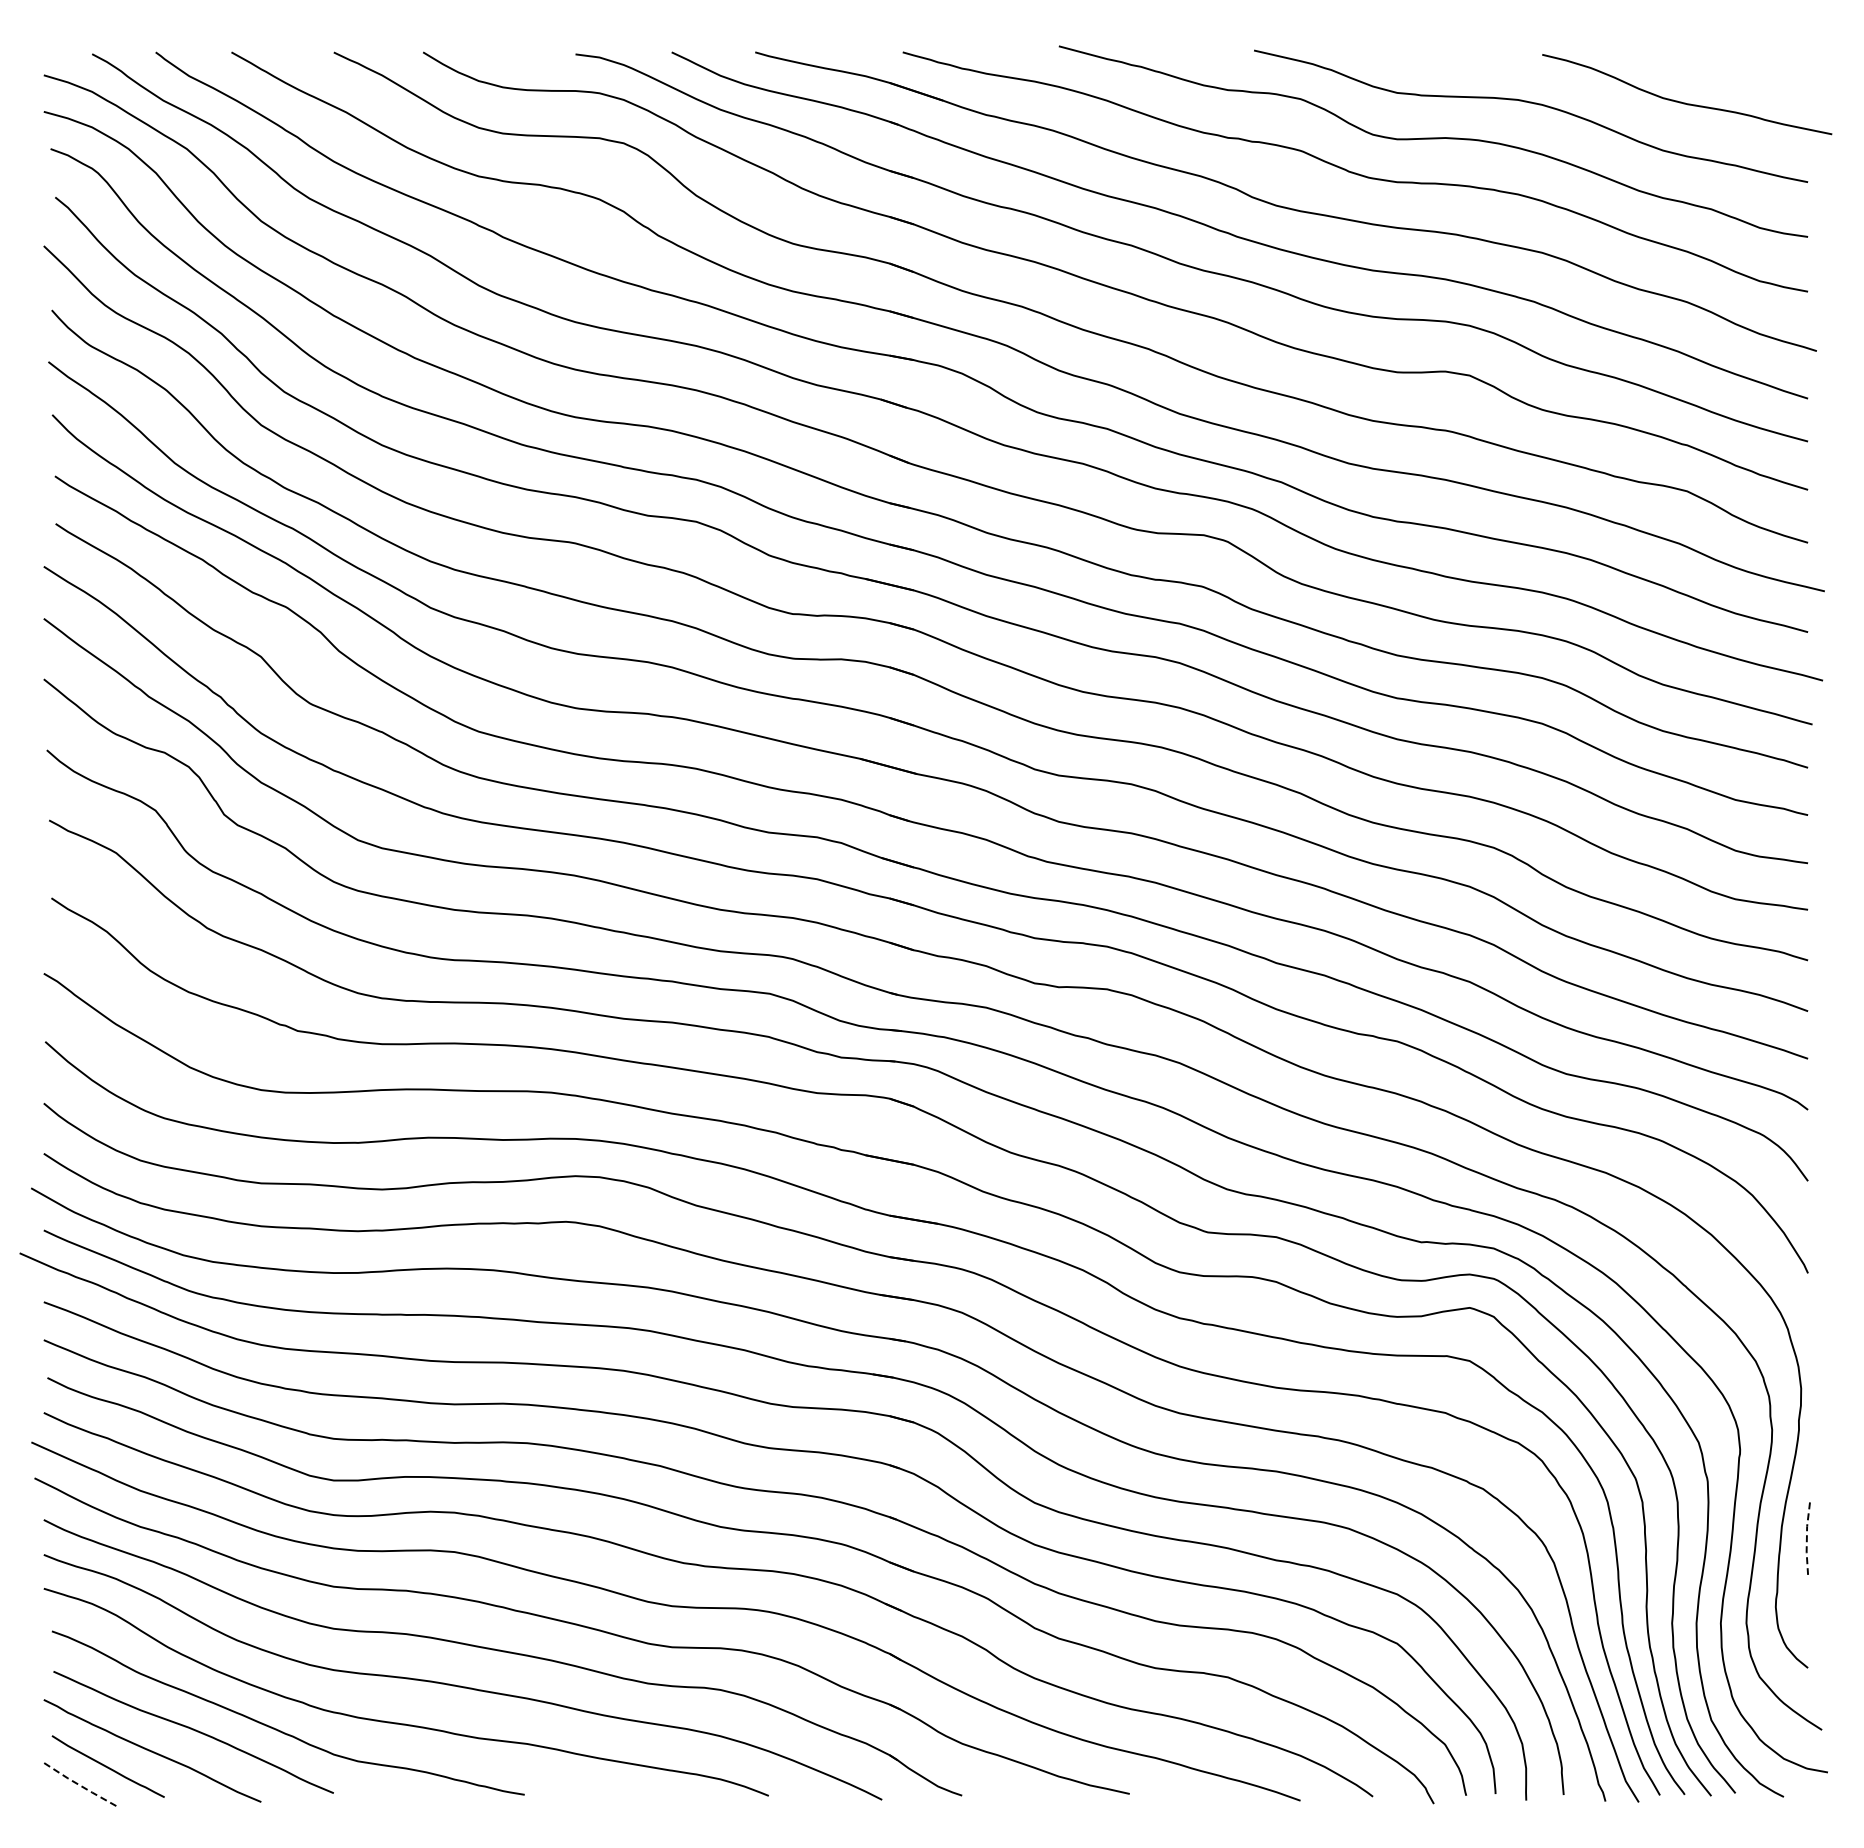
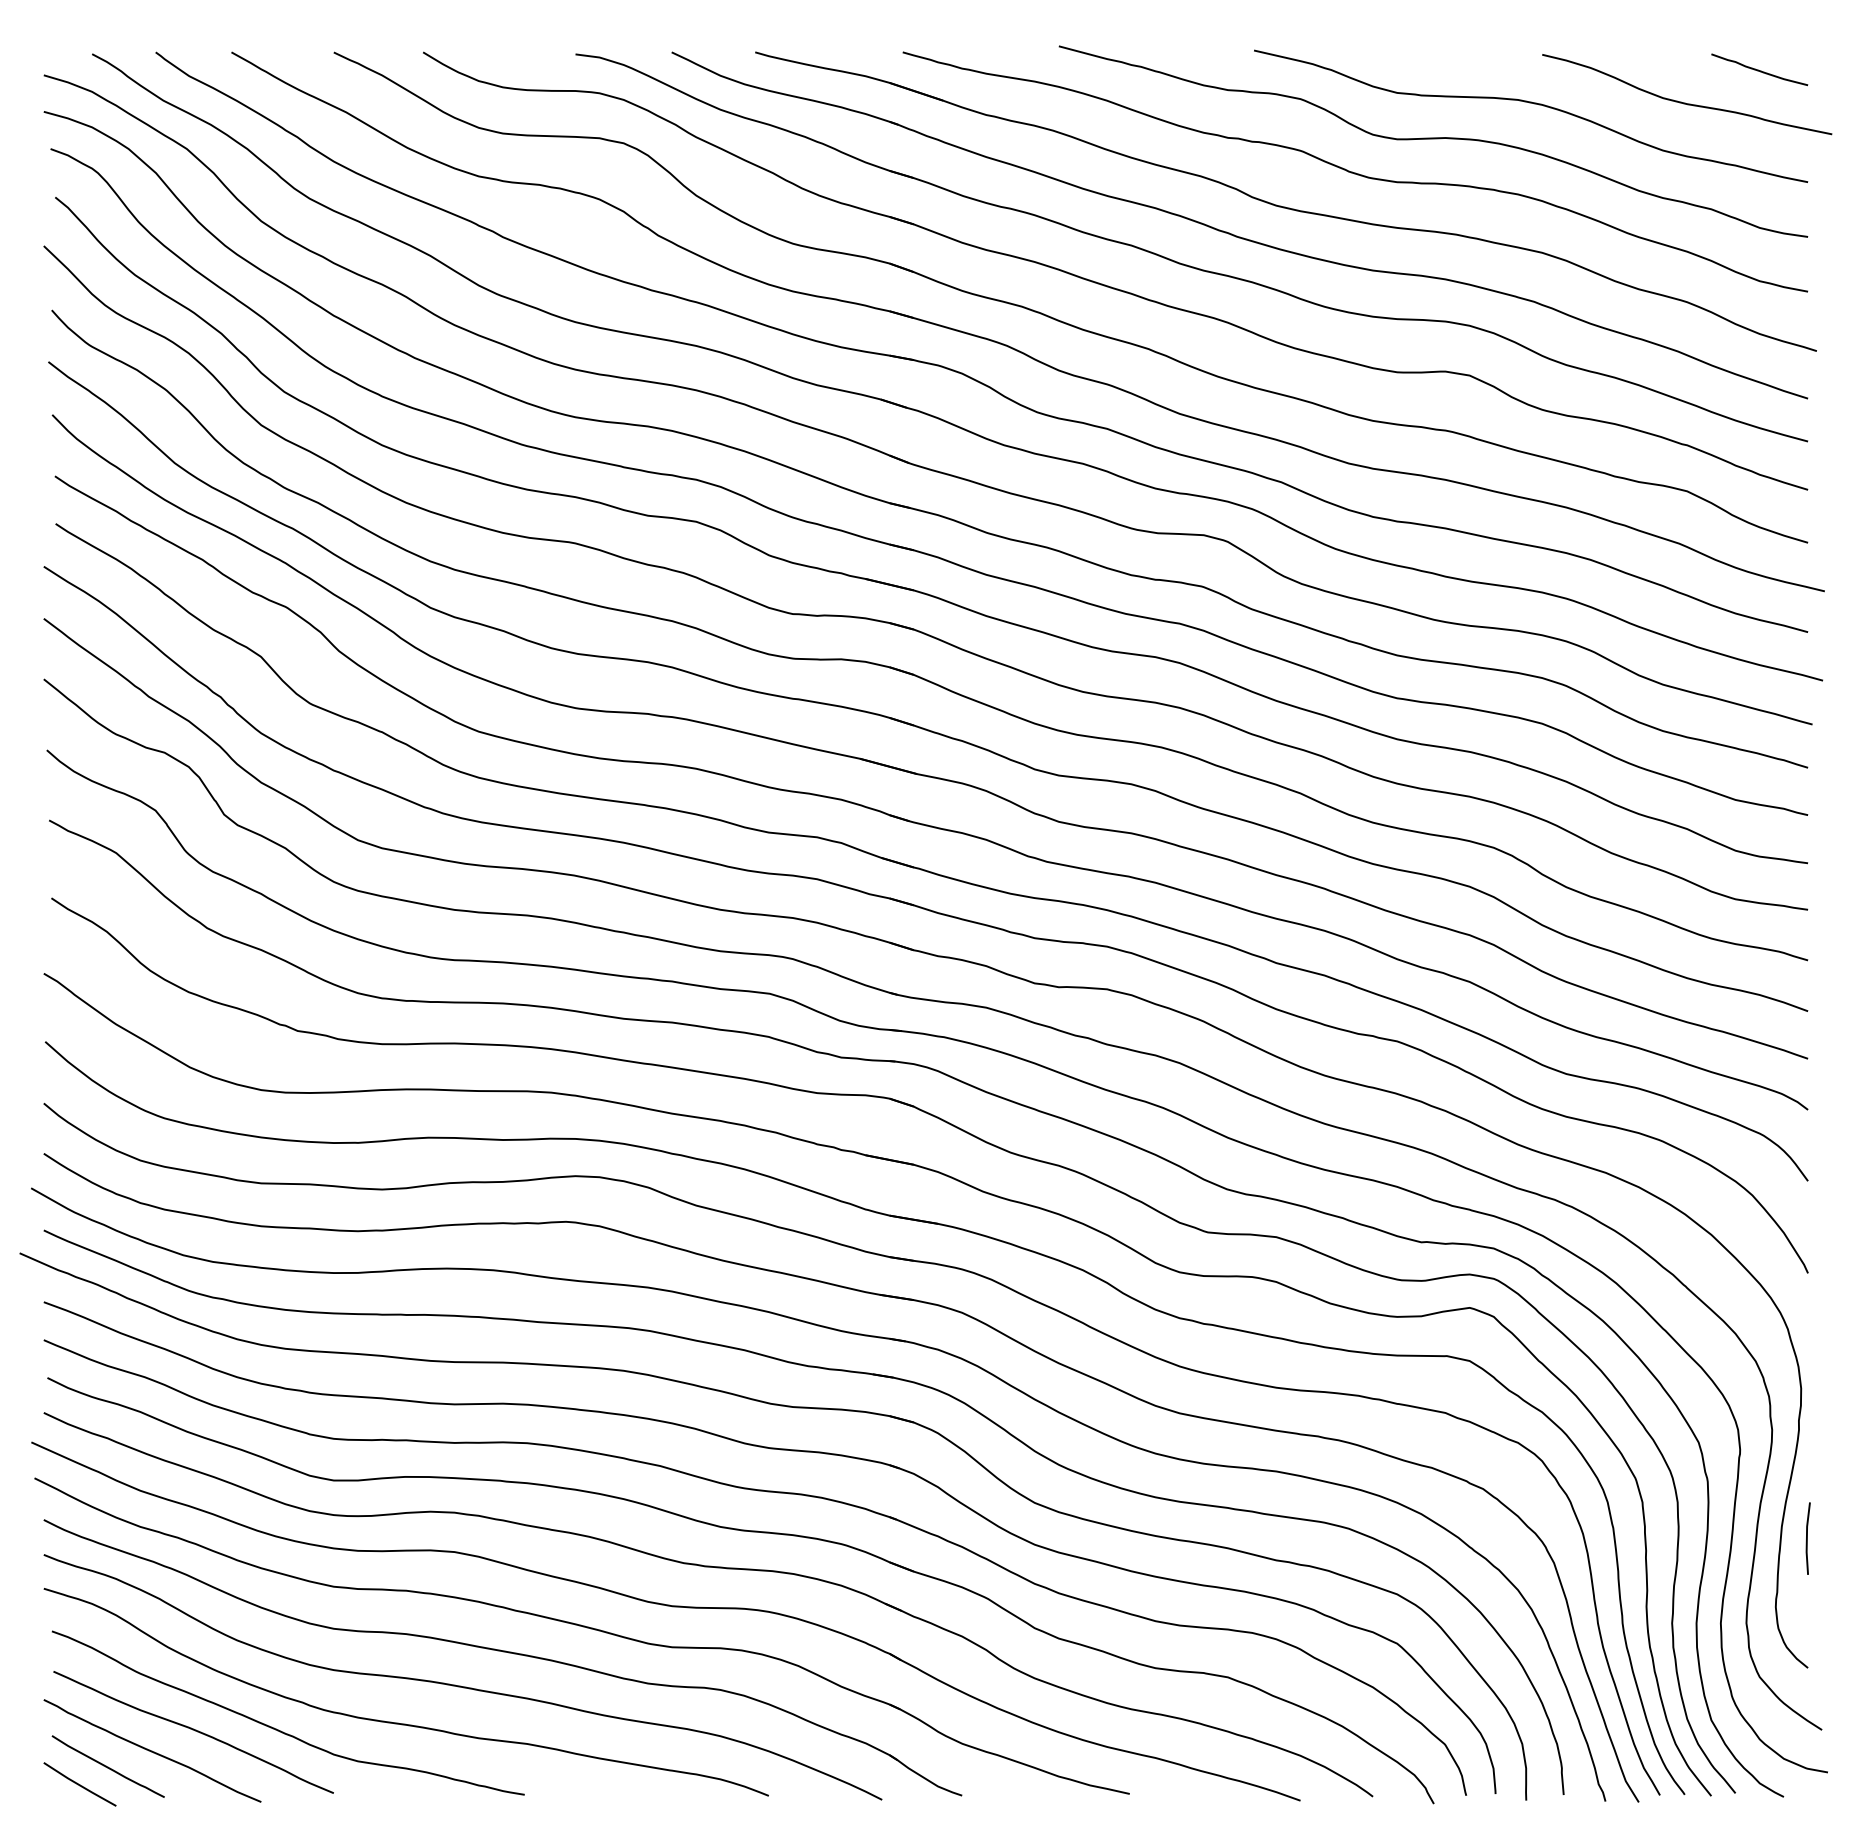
curve: none -> present (1758, 69)
line: dashed -> solid (1806, 1538)
line: dashed -> solid (79, 1784)
